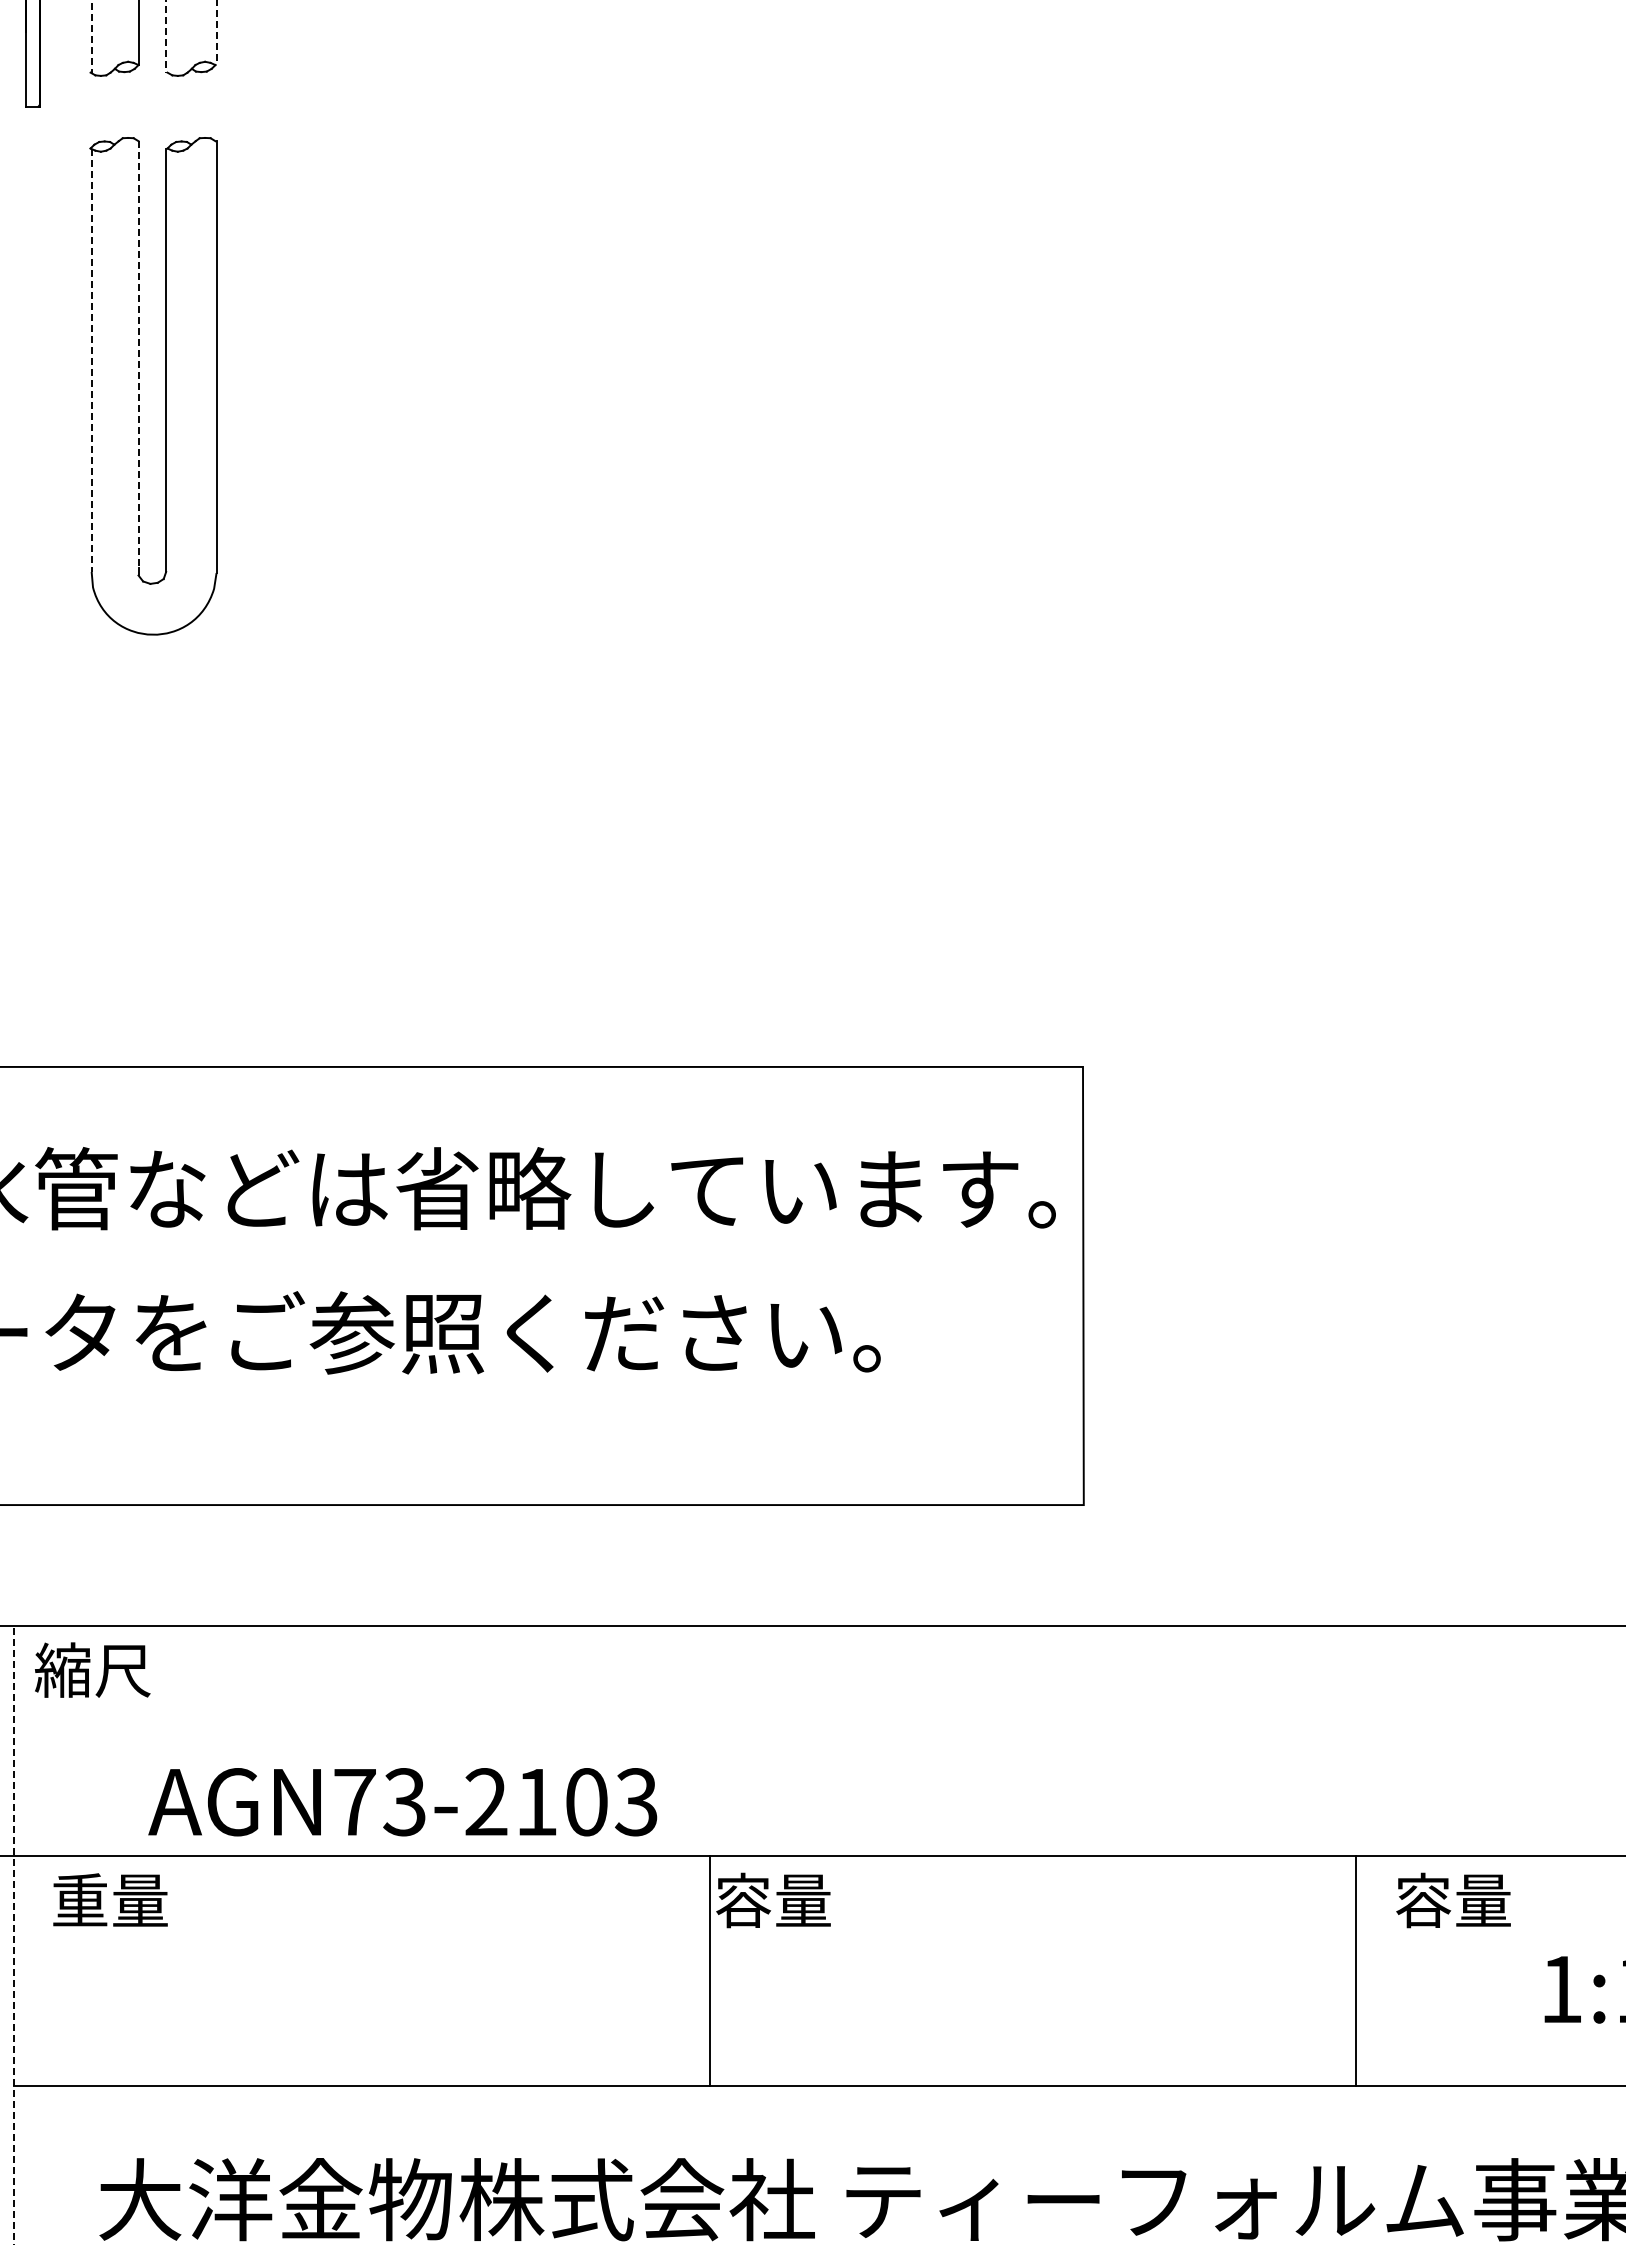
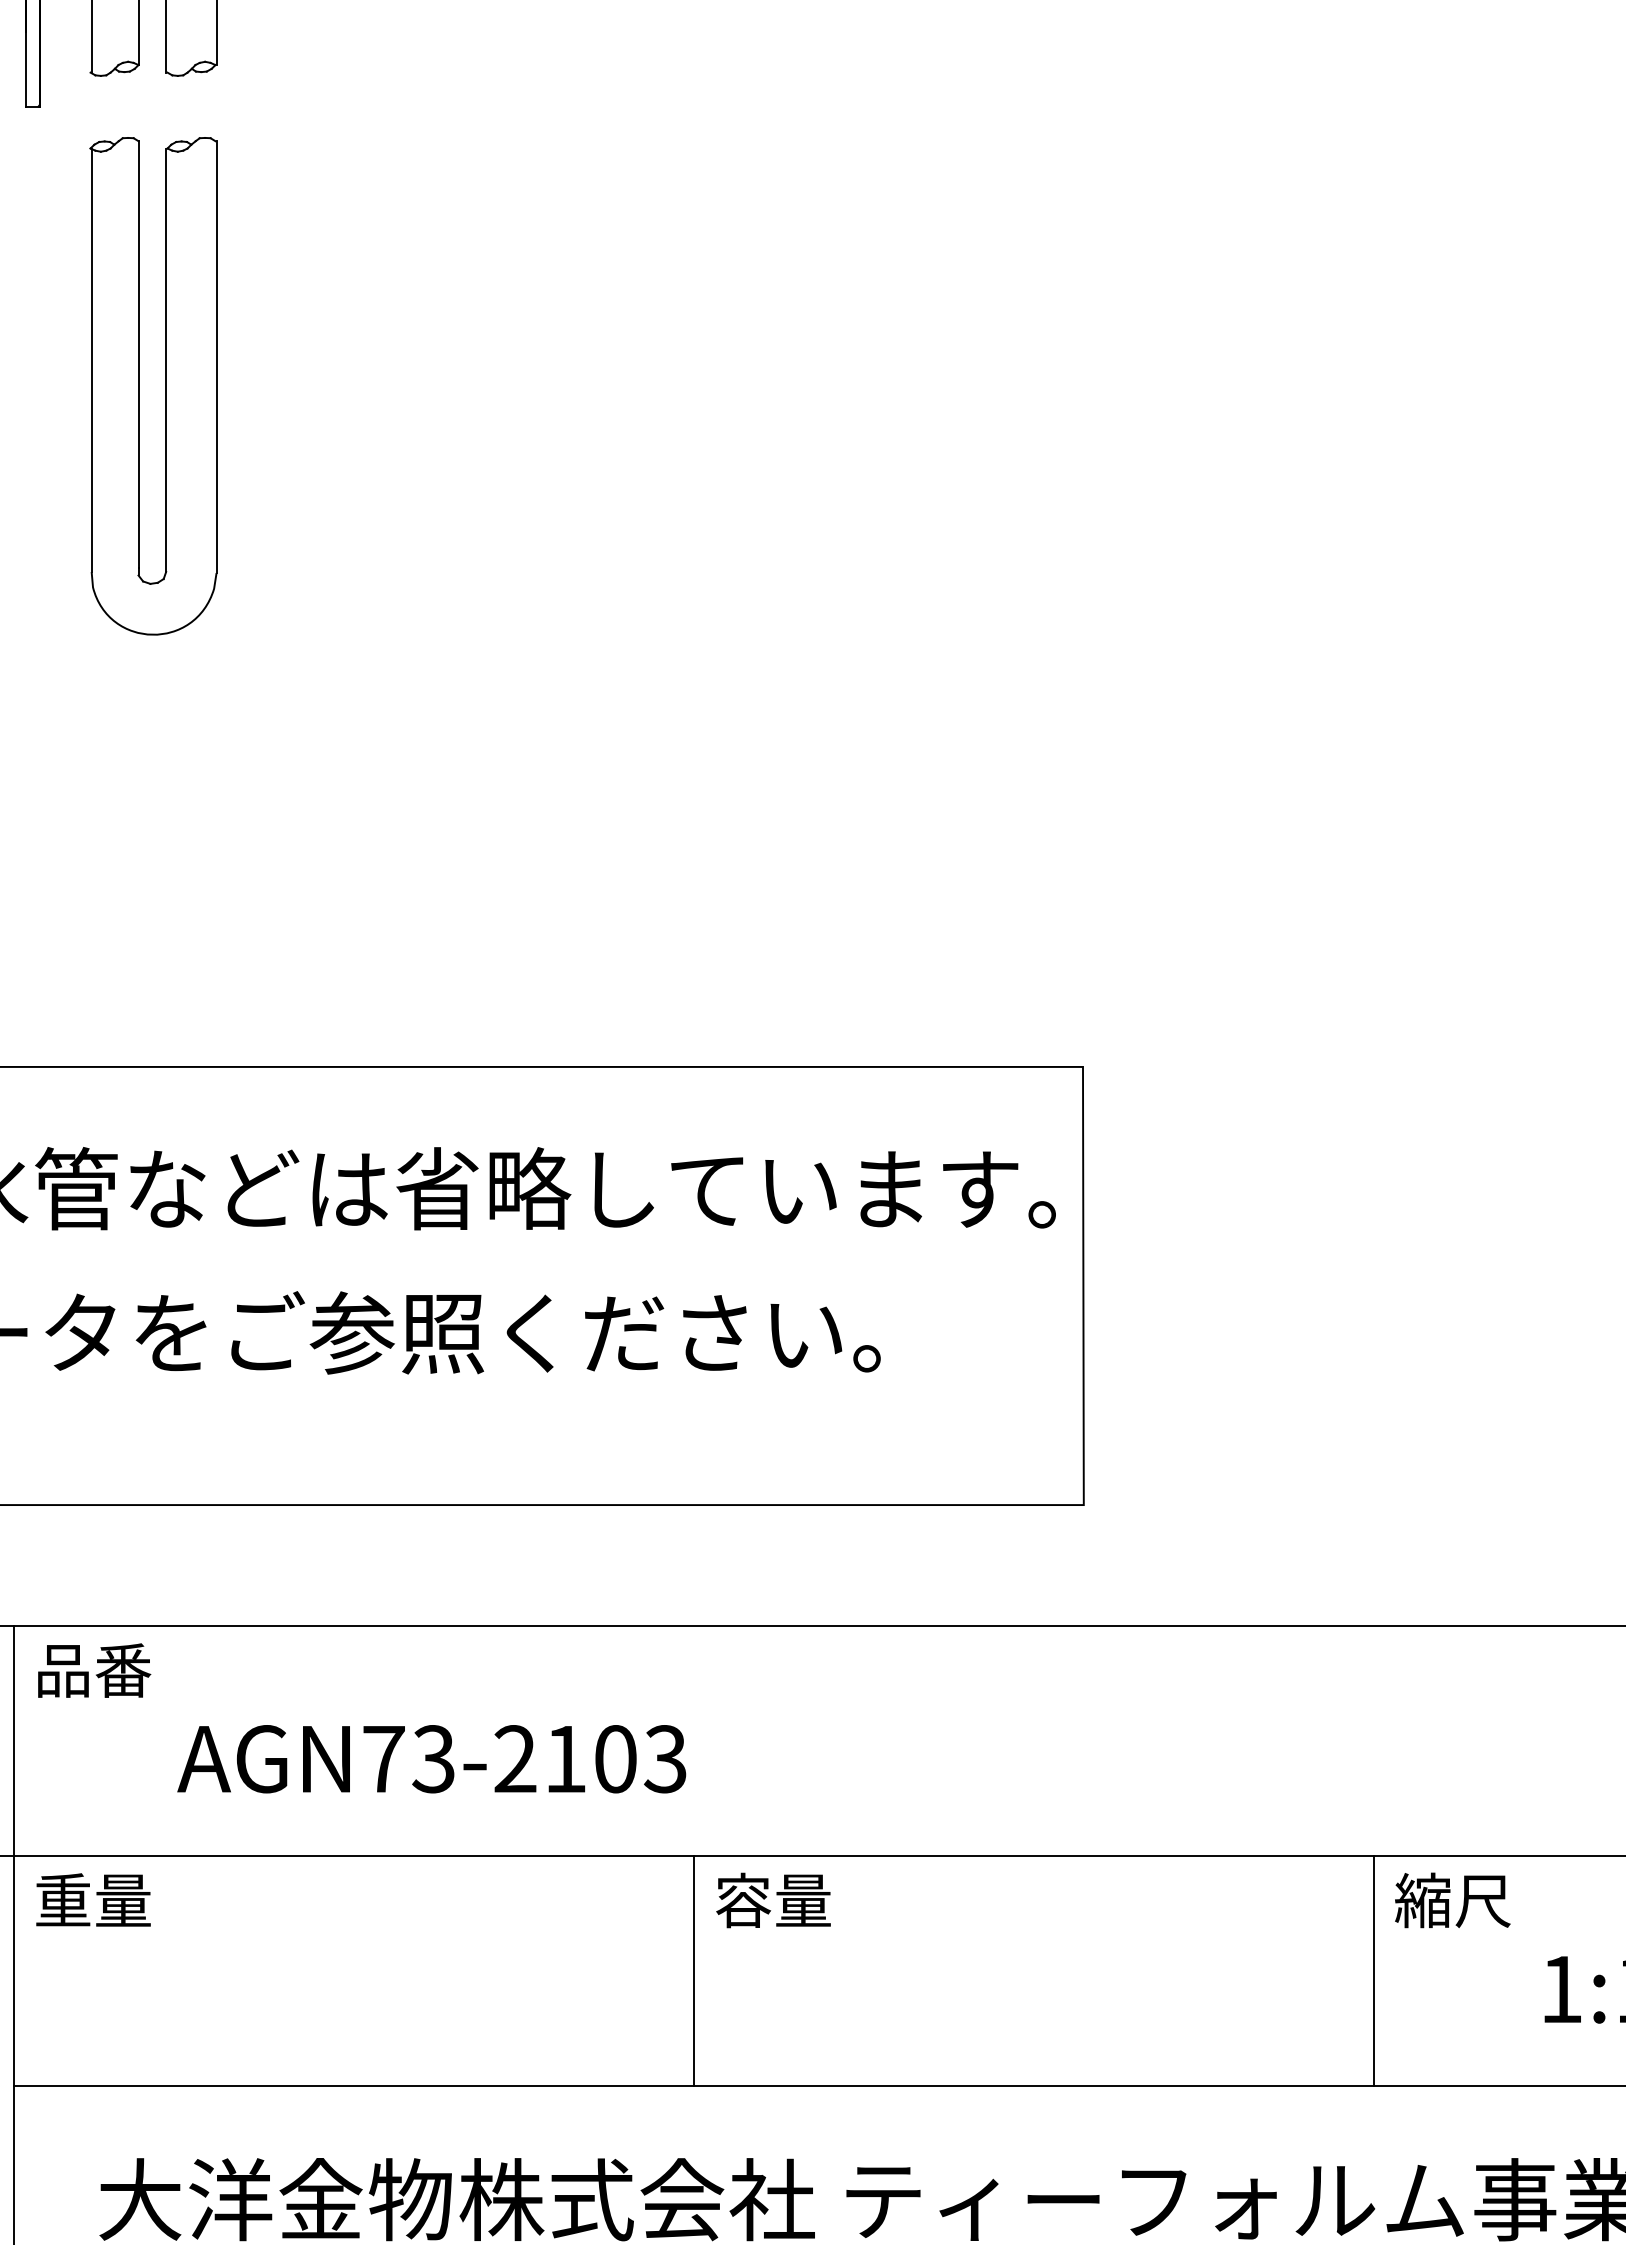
line: dashed -> solid (216, 33)
line: dashed -> solid (91, 36)
line: dashed -> solid (166, 36)
line: dashed -> solid (138, 354)
line: dashed -> solid (91, 360)
text: 縮尺 -> 品番 (93, 1669)
text position: (402, 1802) -> (431, 1759) (431, 1759)
text position: (110, 1899) -> (93, 1899) (93, 1899)
text: 容量 -> 縮尺 (1452, 1900)
line: dashed -> solid (14, 1934)
line position: (710, 1971) -> (694, 1971) (694, 1971)
line position: (1356, 1971) -> (1374, 1971) (1374, 1971)
